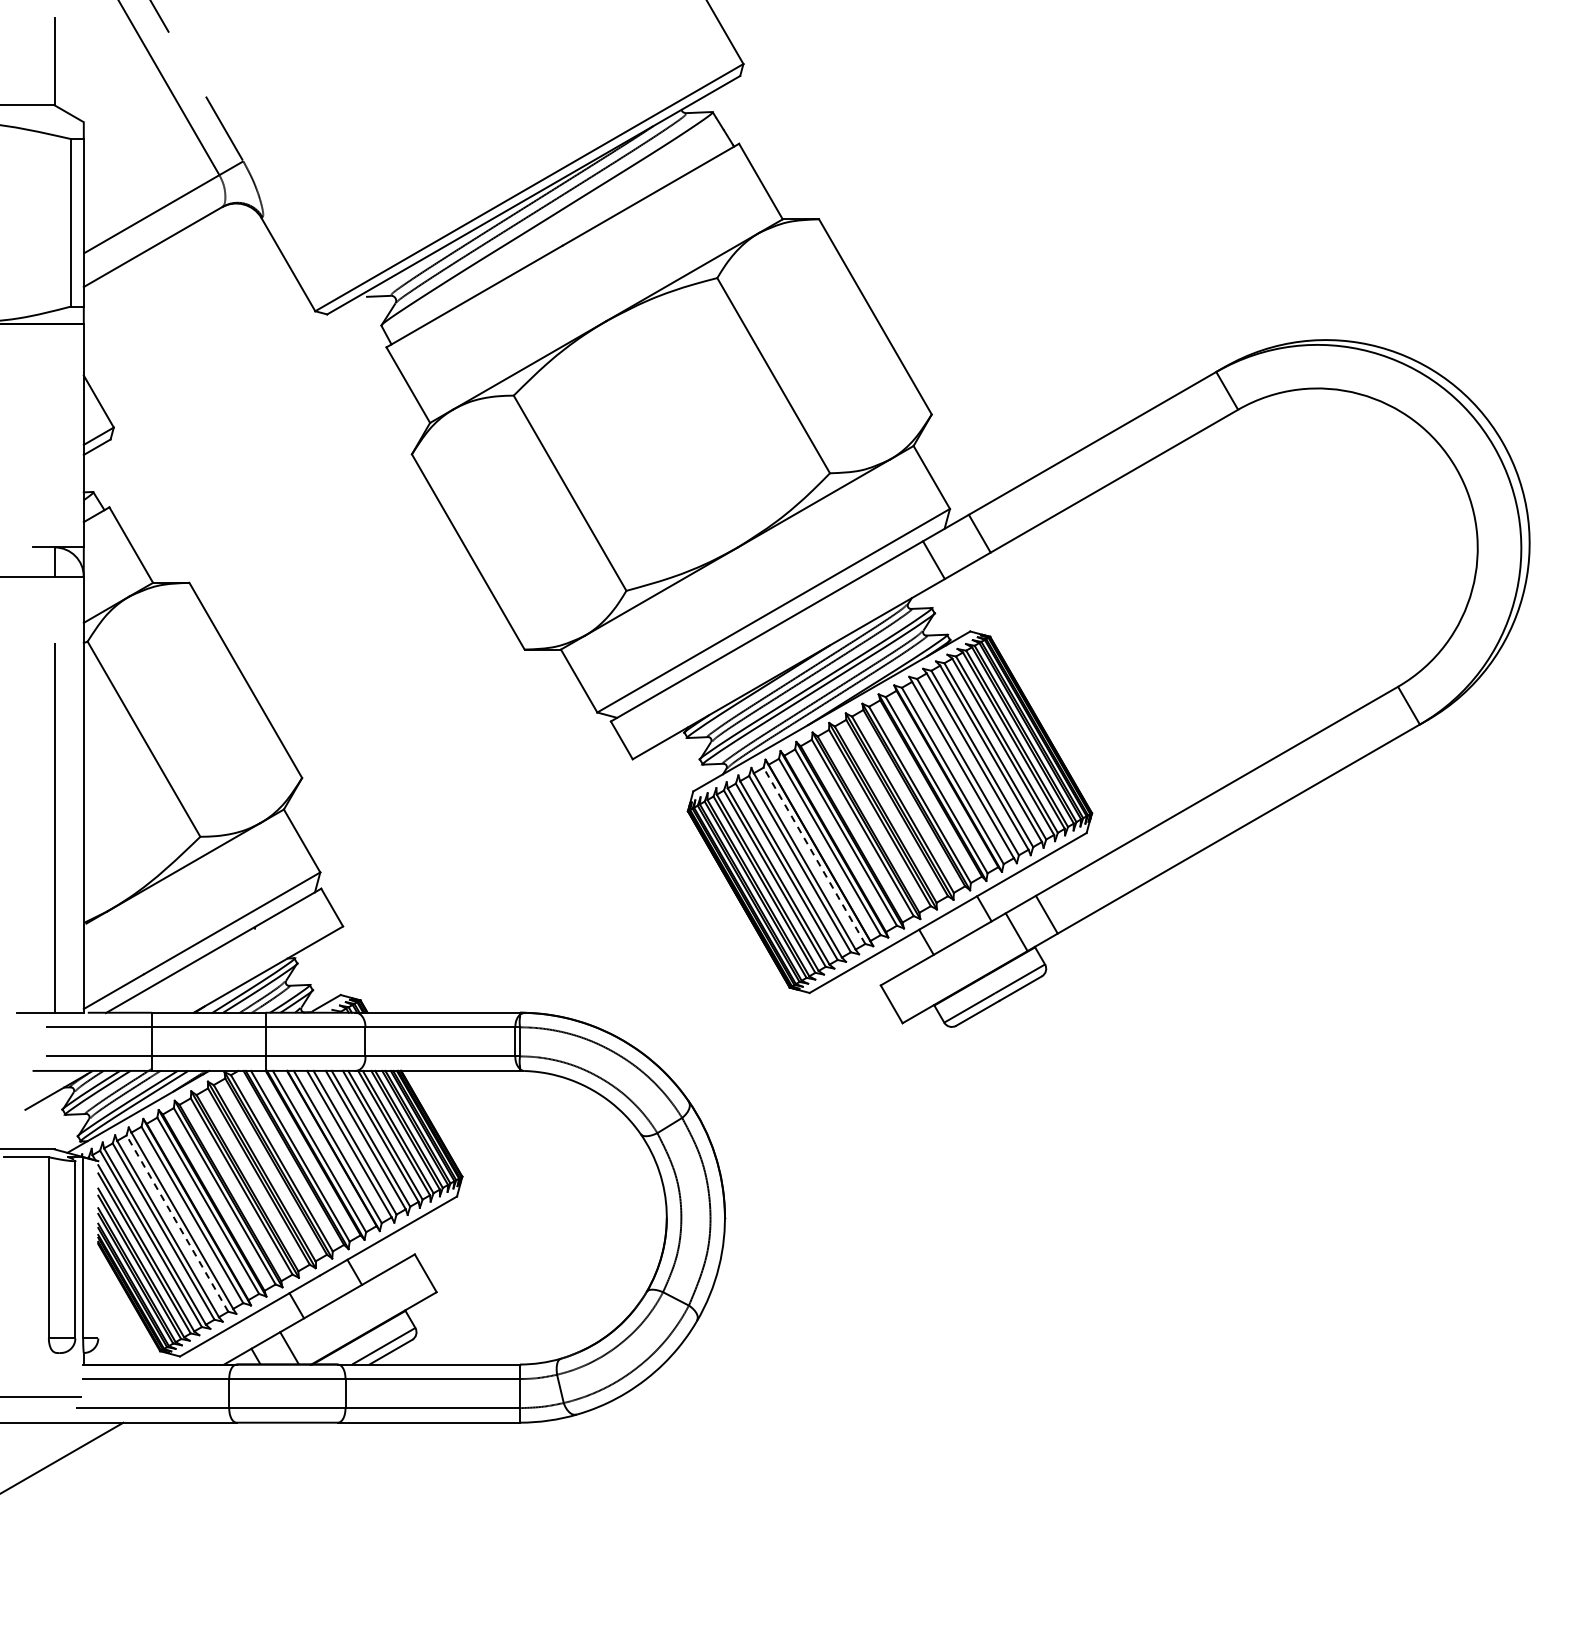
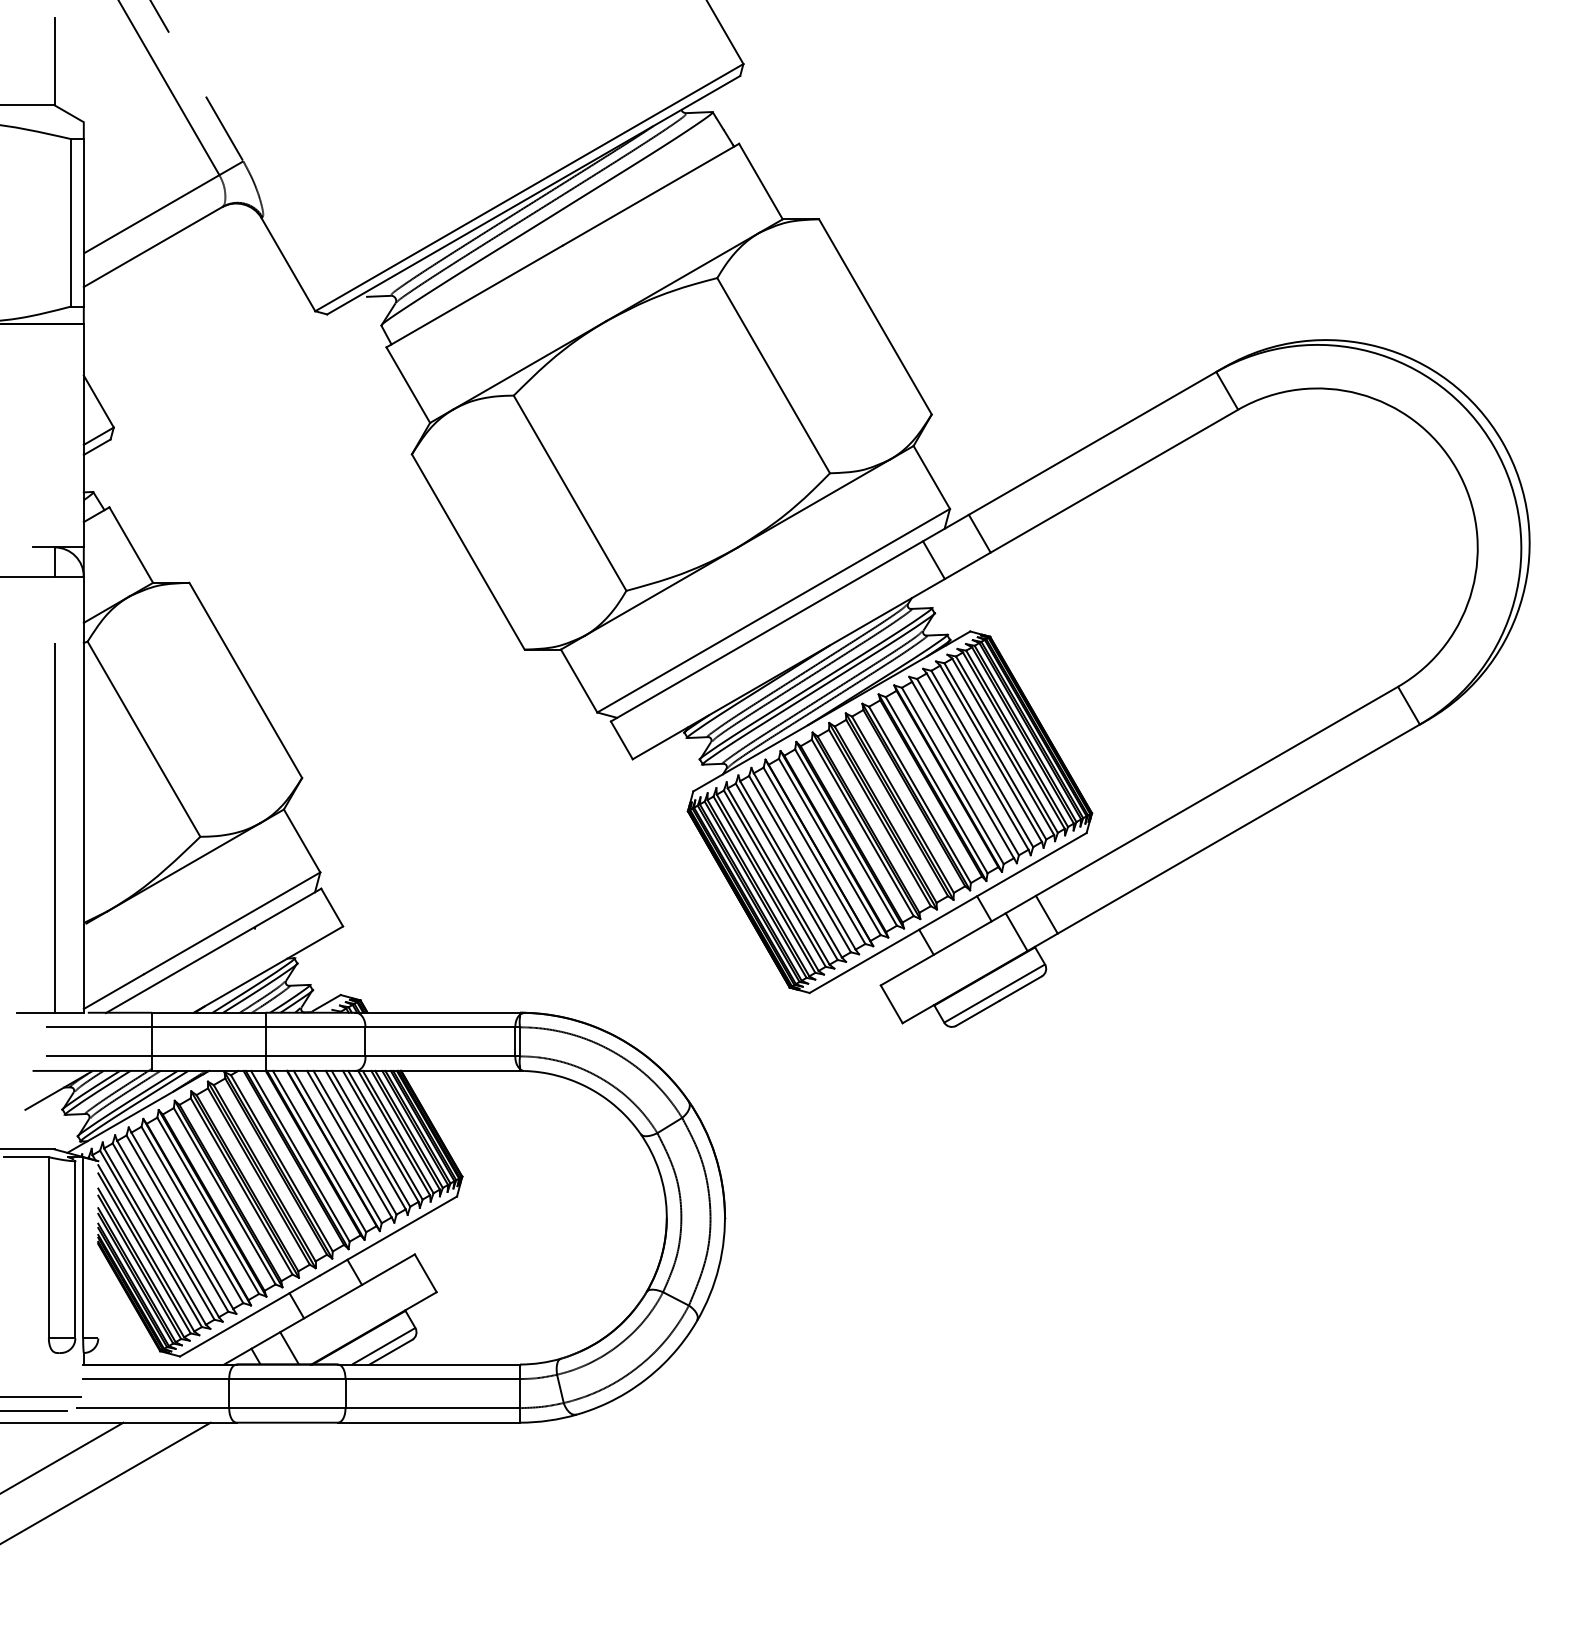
line: dashed -> solid (814, 855)
line: dashed -> solid (177, 1223)
line: none -> present (34, 1411)
line: none -> present (106, 1482)
